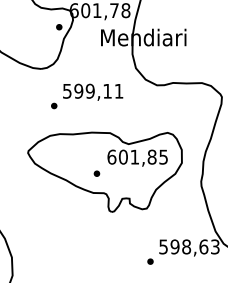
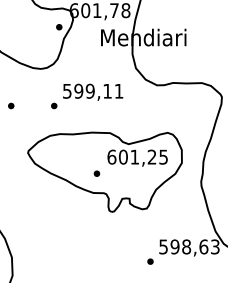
part: none -> present (11, 105)
text: 601,85 -> 601,25 (151, 156)
